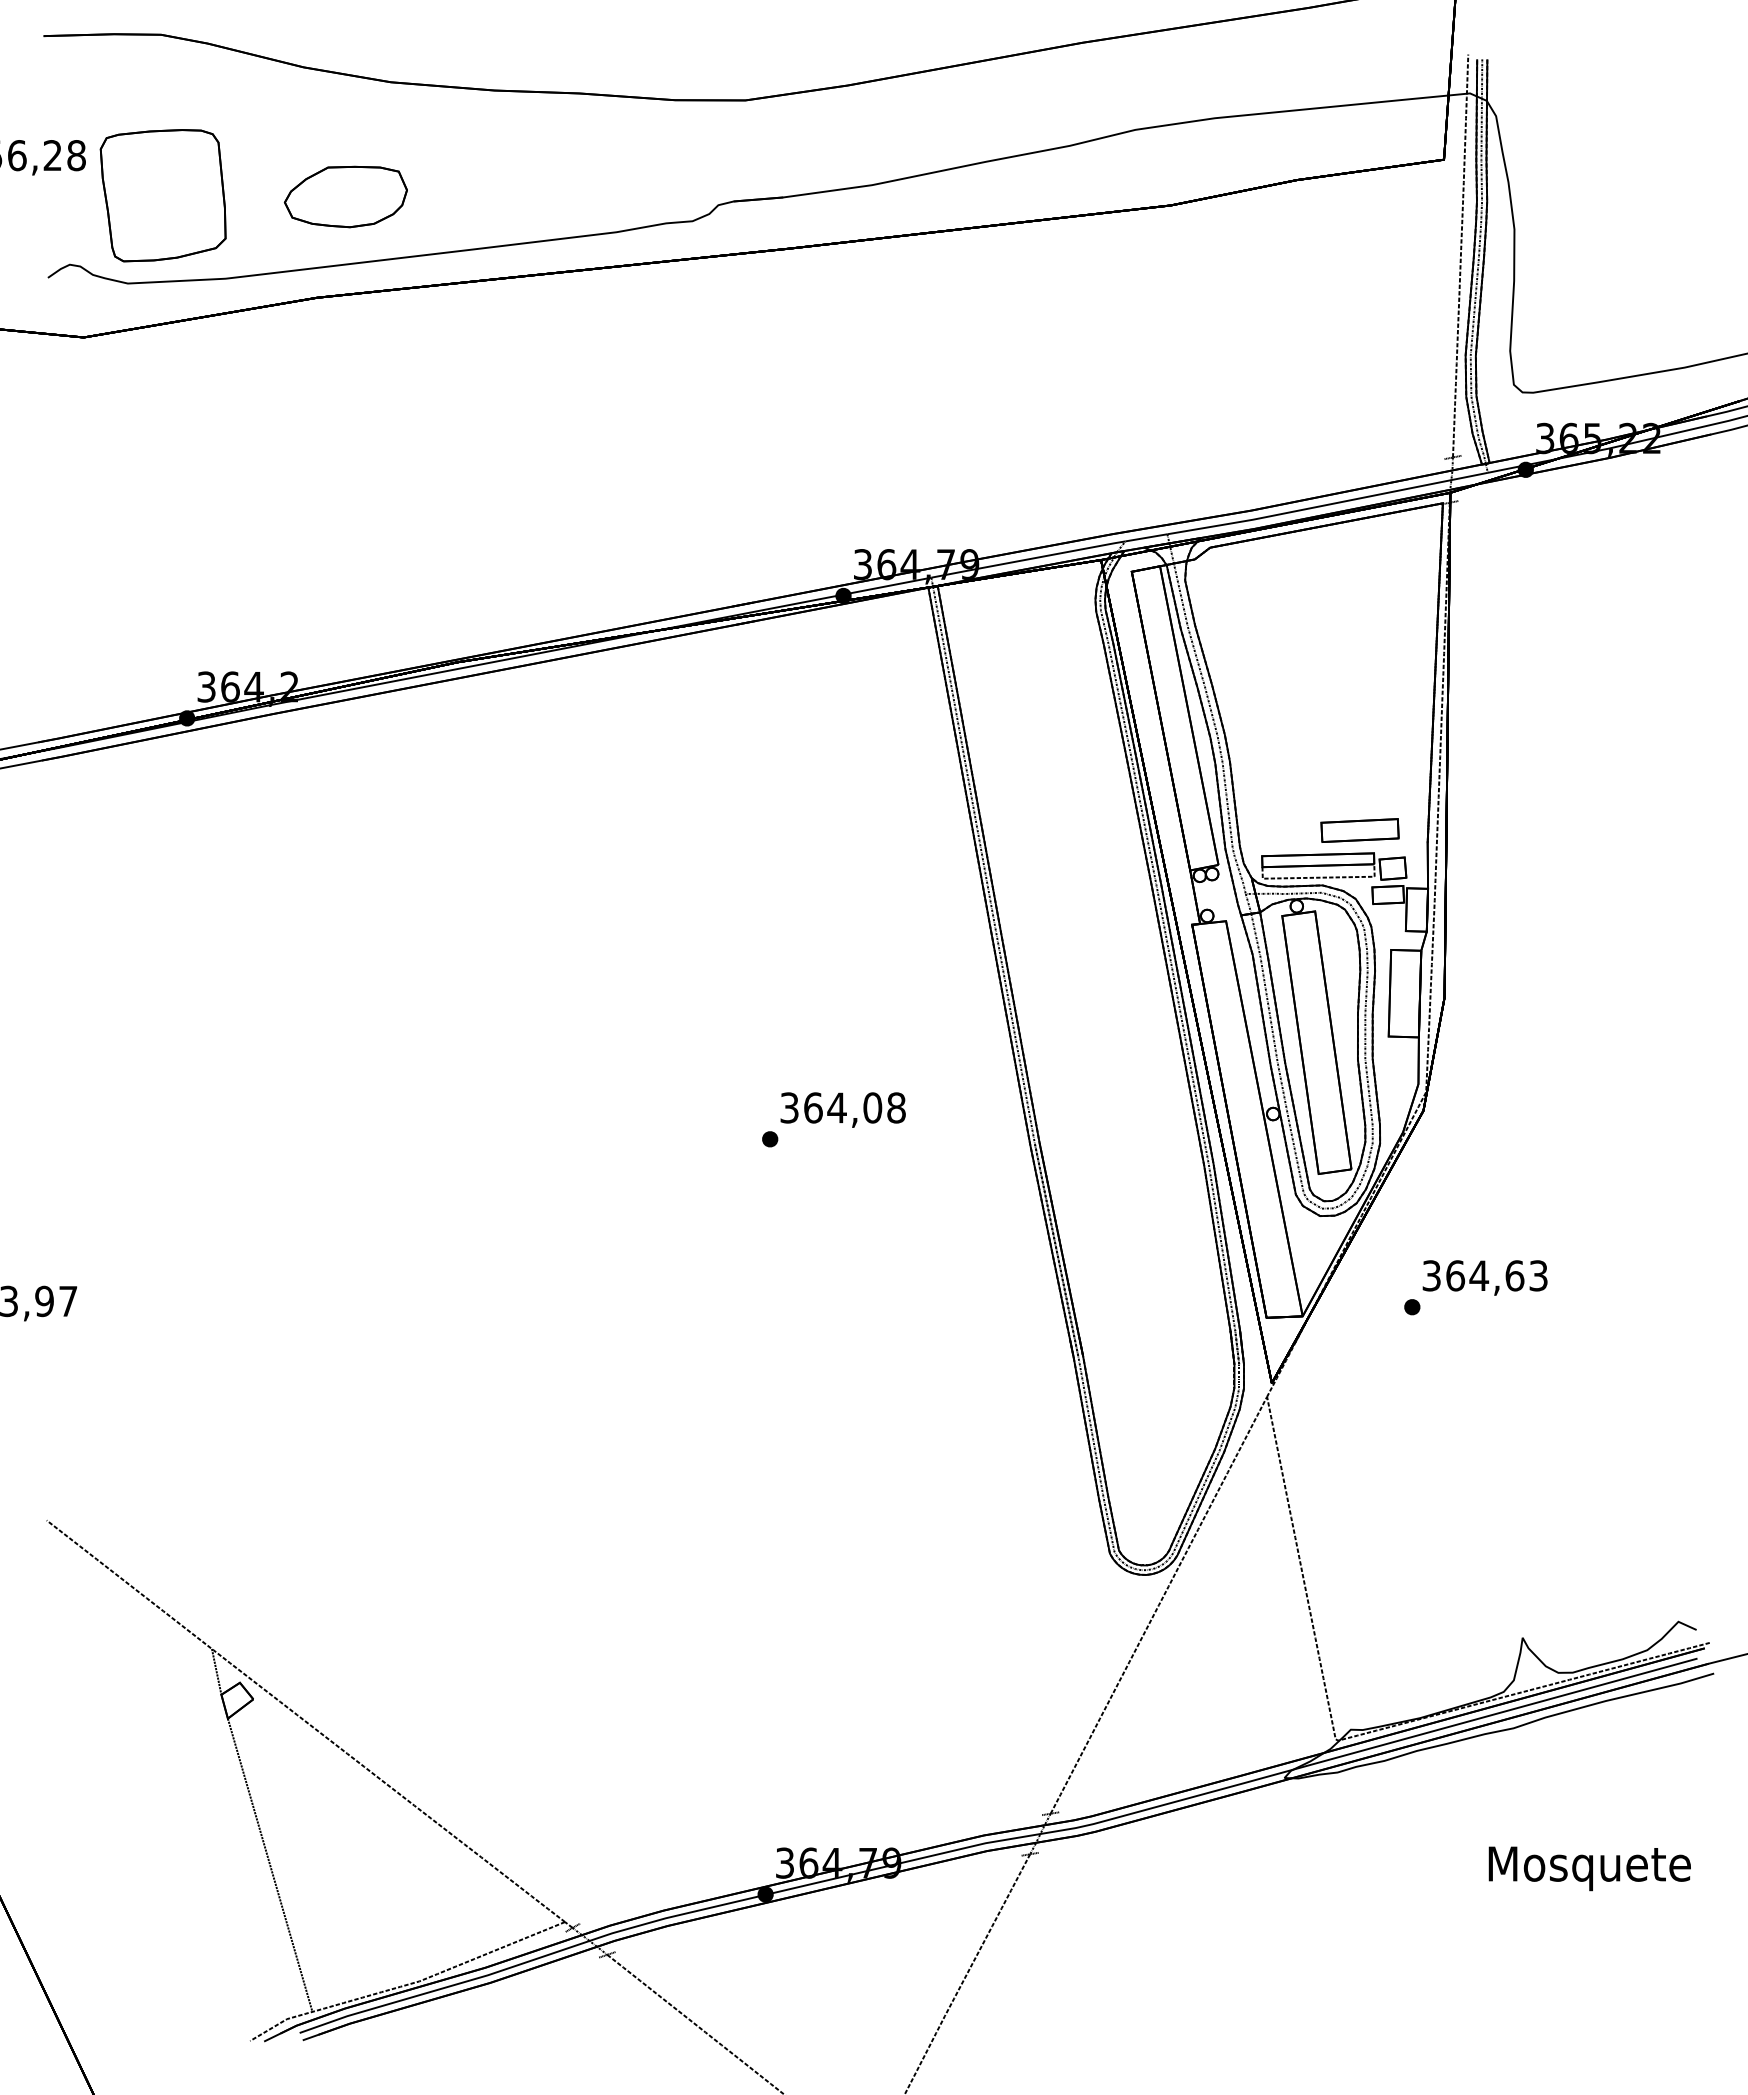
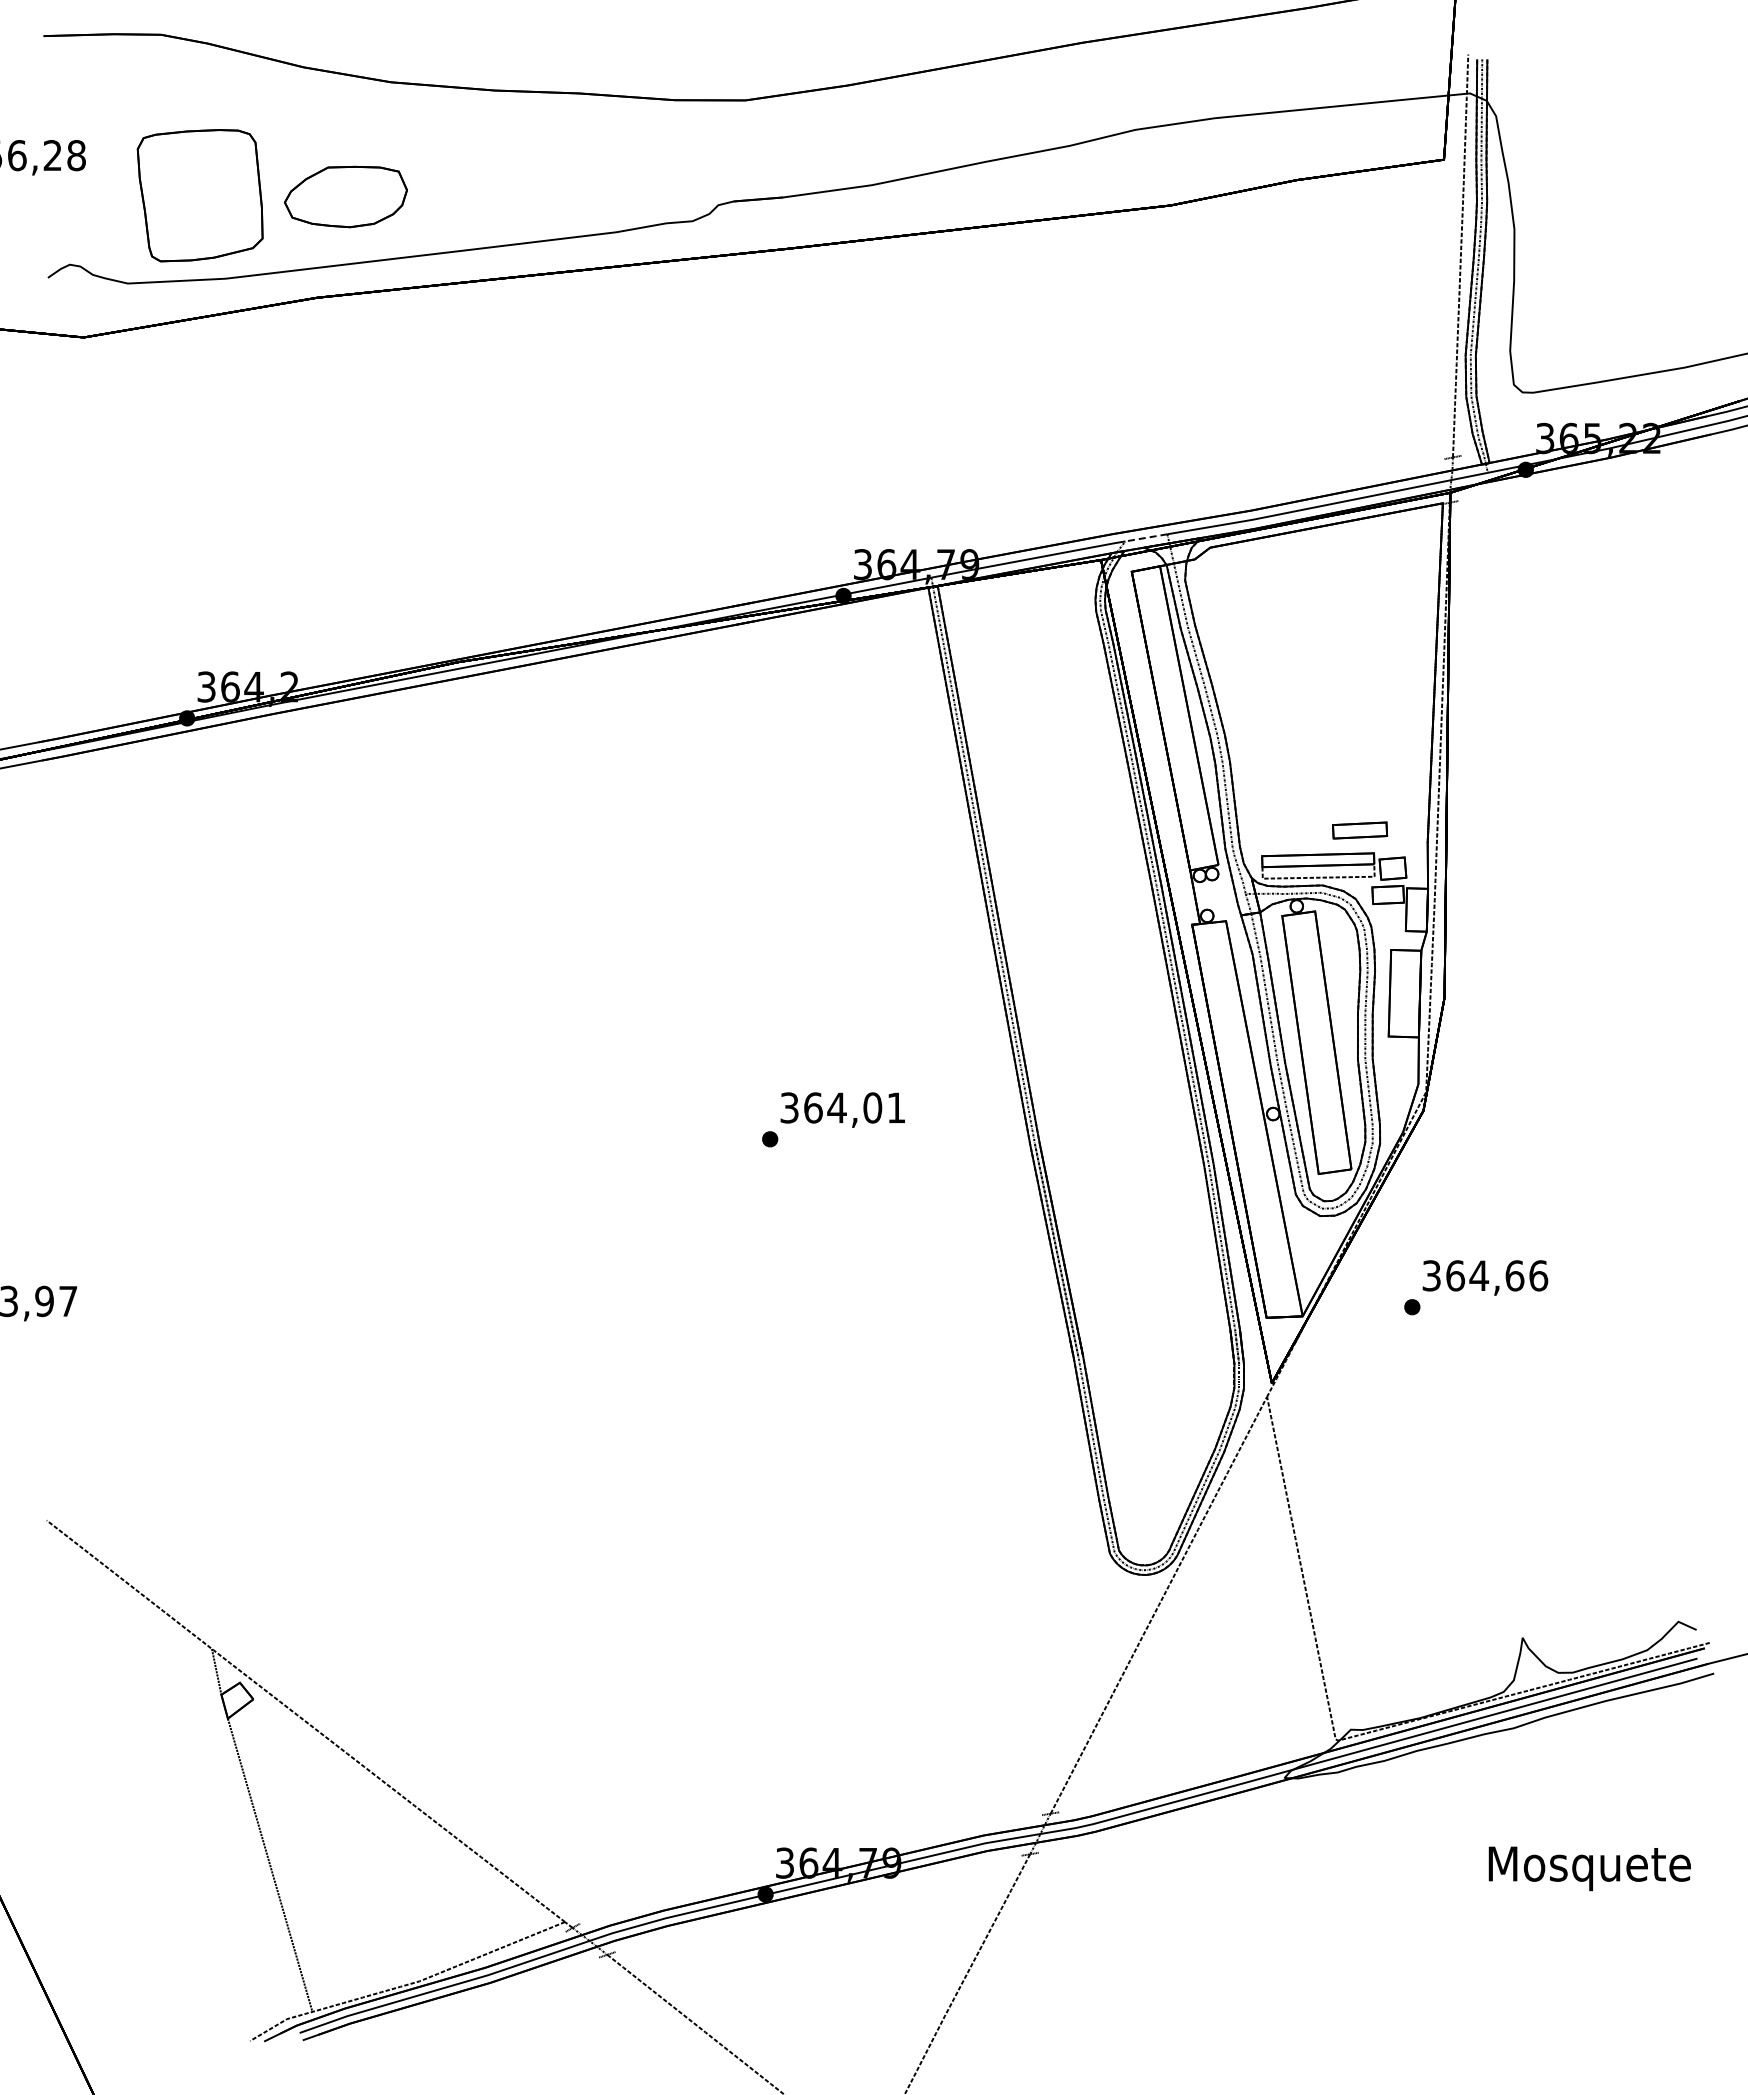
part position: (162, 195) -> (199, 195) (199, 195)
line: solid -> dashed (1145, 537)
part size: 80x25 px -> 57x19 px (1360, 830)
text: 364,08 -> 364,01 (896, 1107)
text: 364,63 -> 364,66 (1538, 1275)
